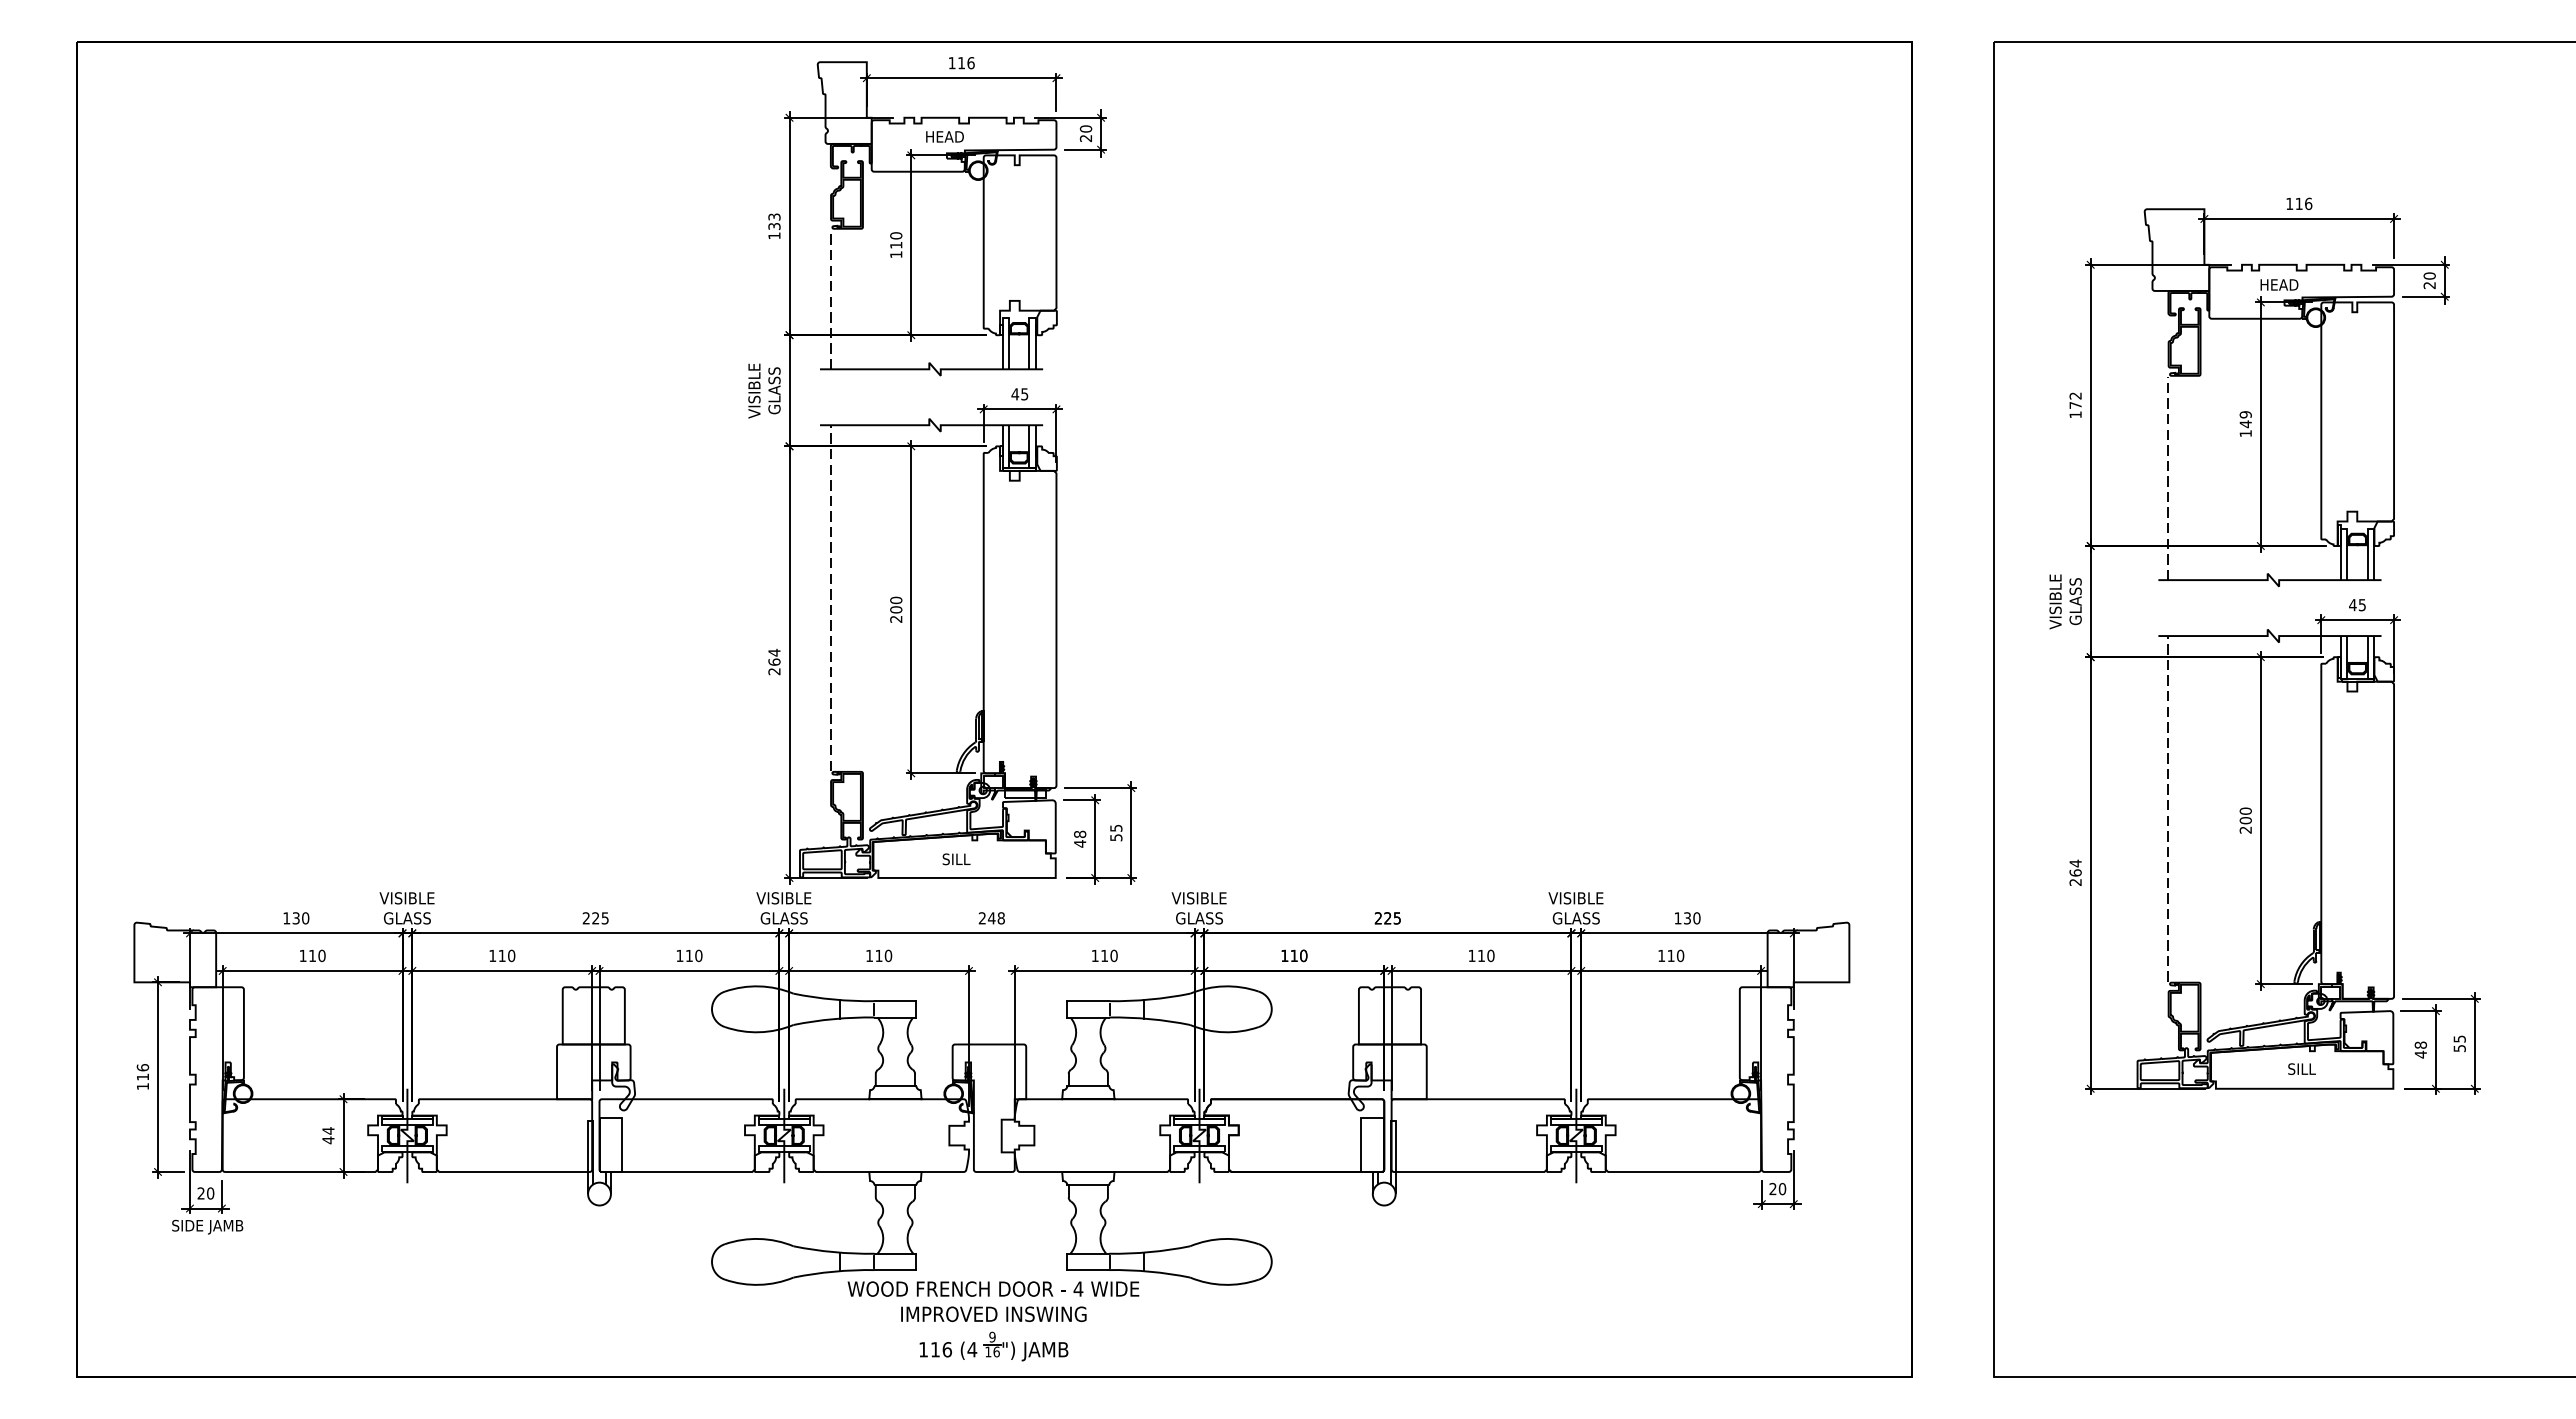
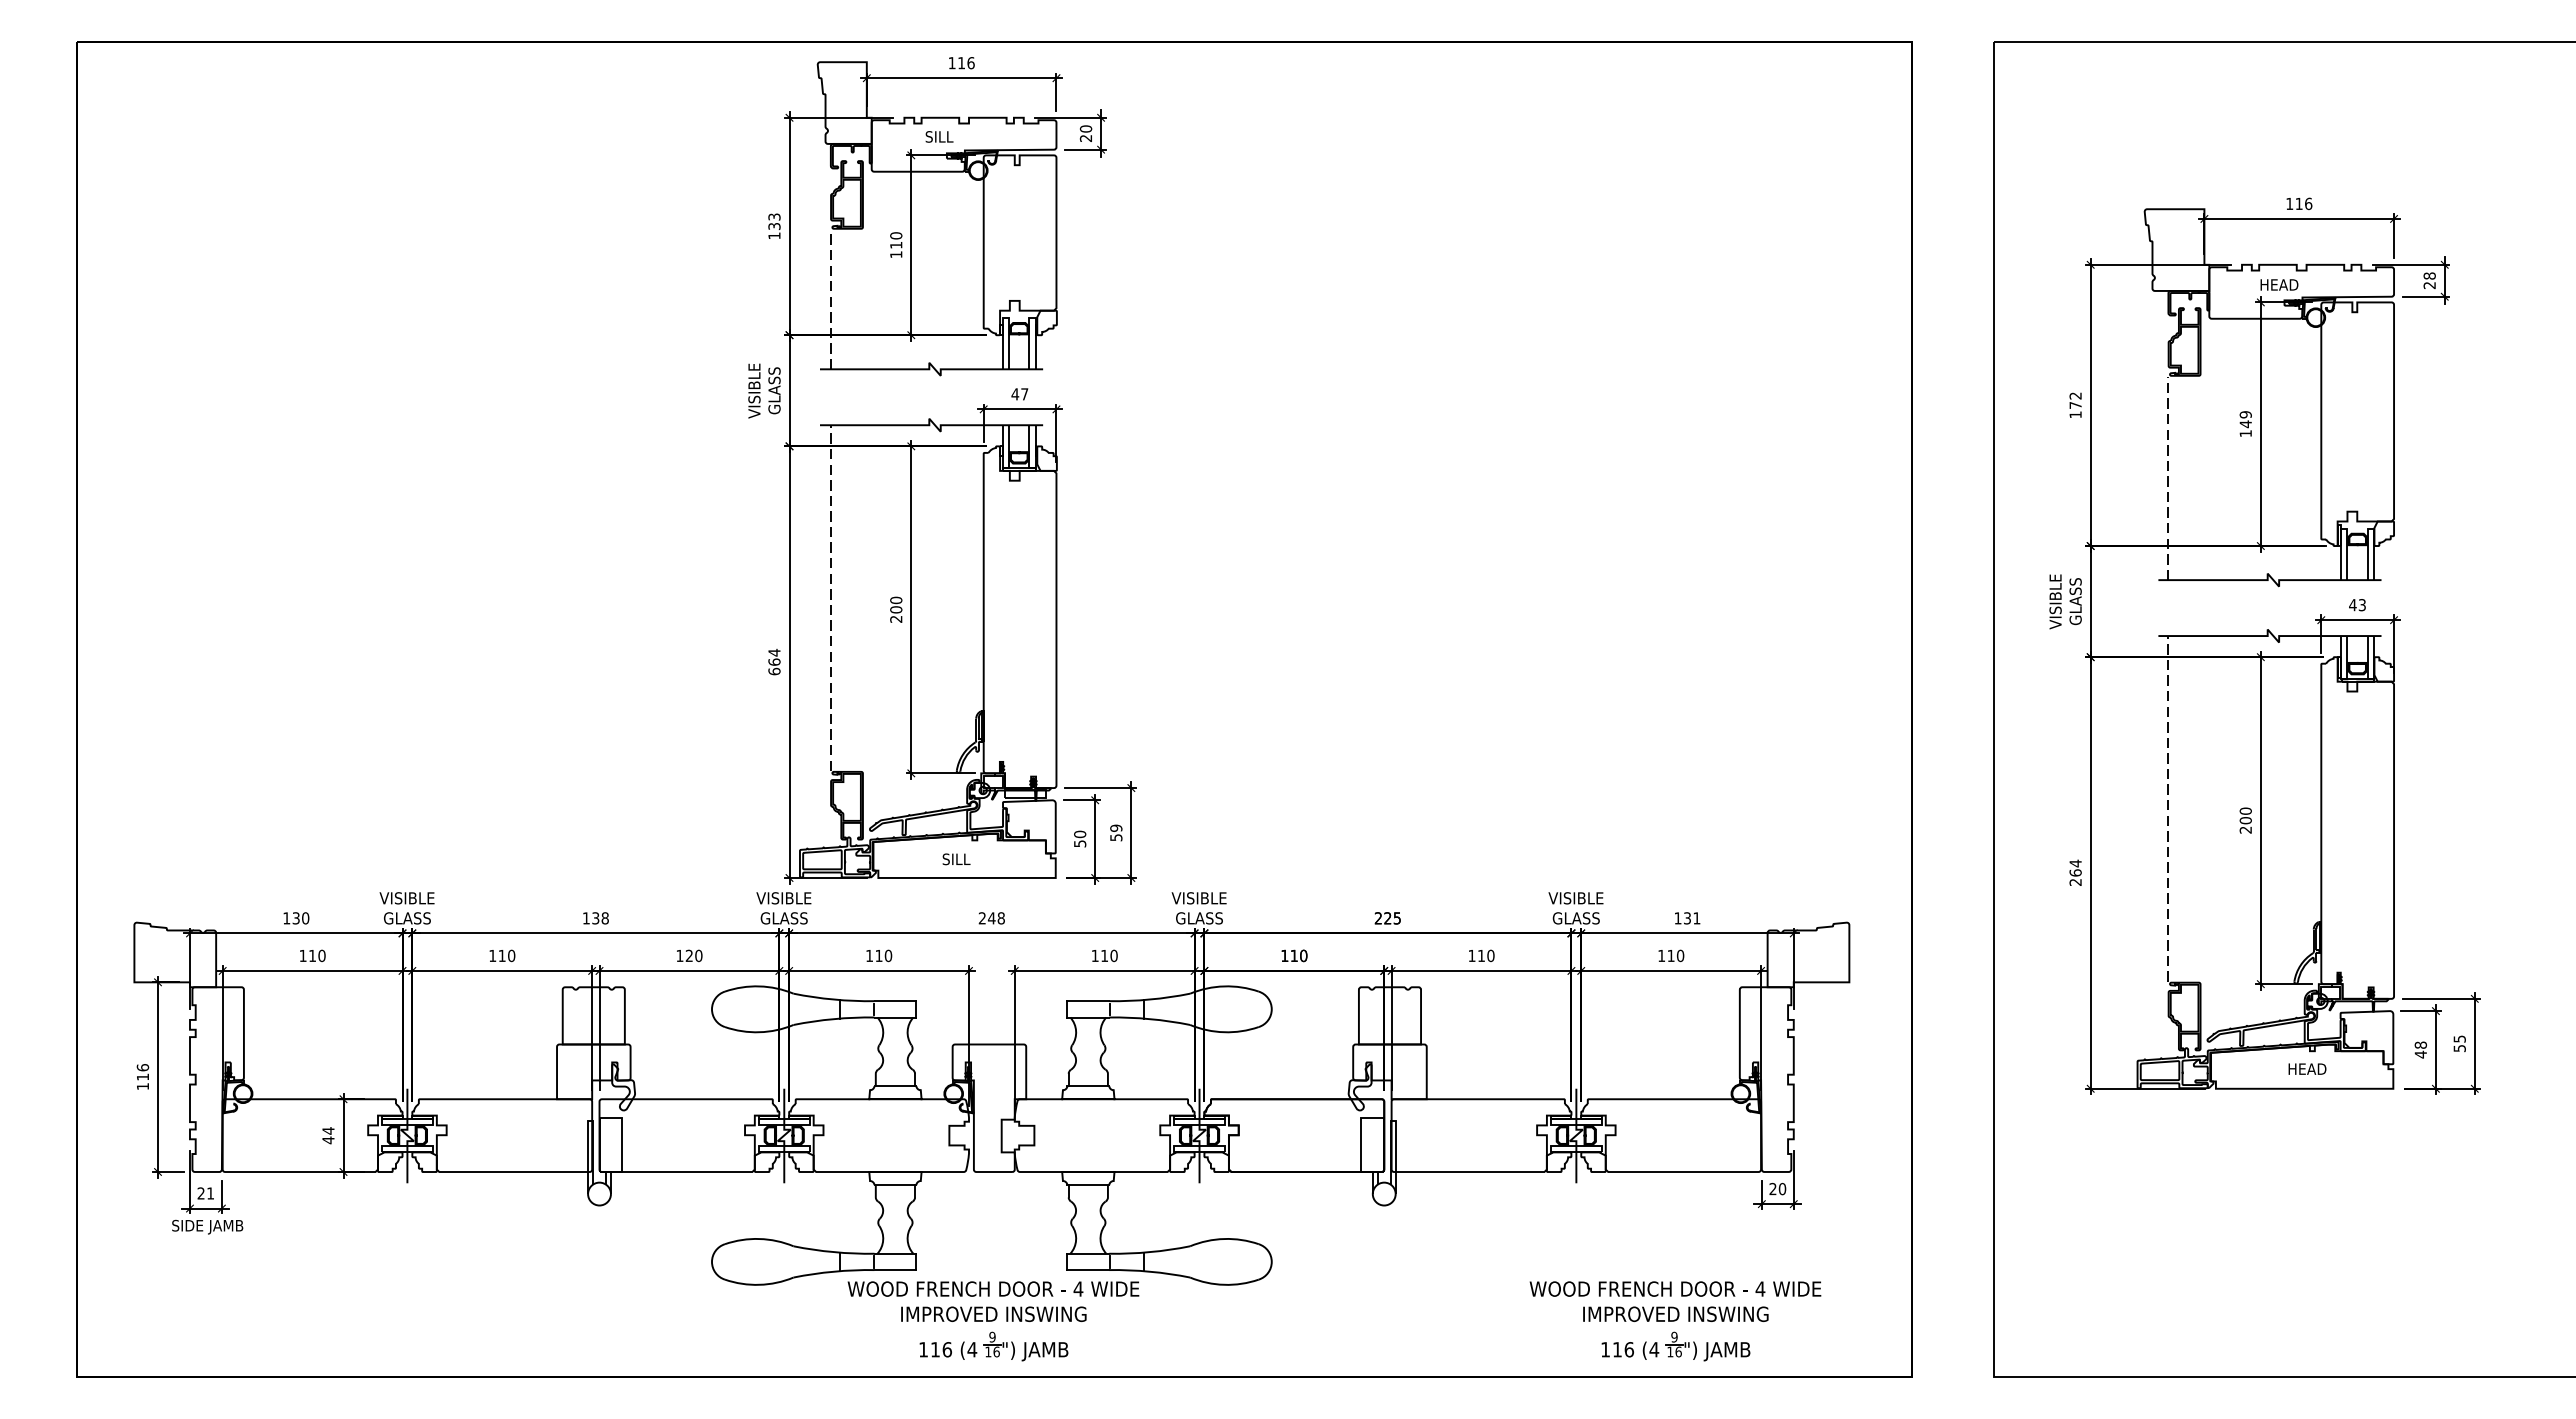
text: HEAD -> SILL (944, 136)
text: 20 -> 28 (2429, 275)
text: 45 -> 47 (1024, 394)
text: 45 -> 43 (2362, 604)
text: 264 -> 664 (774, 671)
text: 55 -> 59 (1116, 827)
text: 48 -> 50 (1080, 838)
text: 225 -> 138 (595, 918)
text: 130 -> 131 (1696, 918)
text: 110 -> 120 (688, 955)
text: SILL -> HEAD (2307, 1068)
text: 20 -> 21 (210, 1193)
part: none -> present (1675, 1321)
